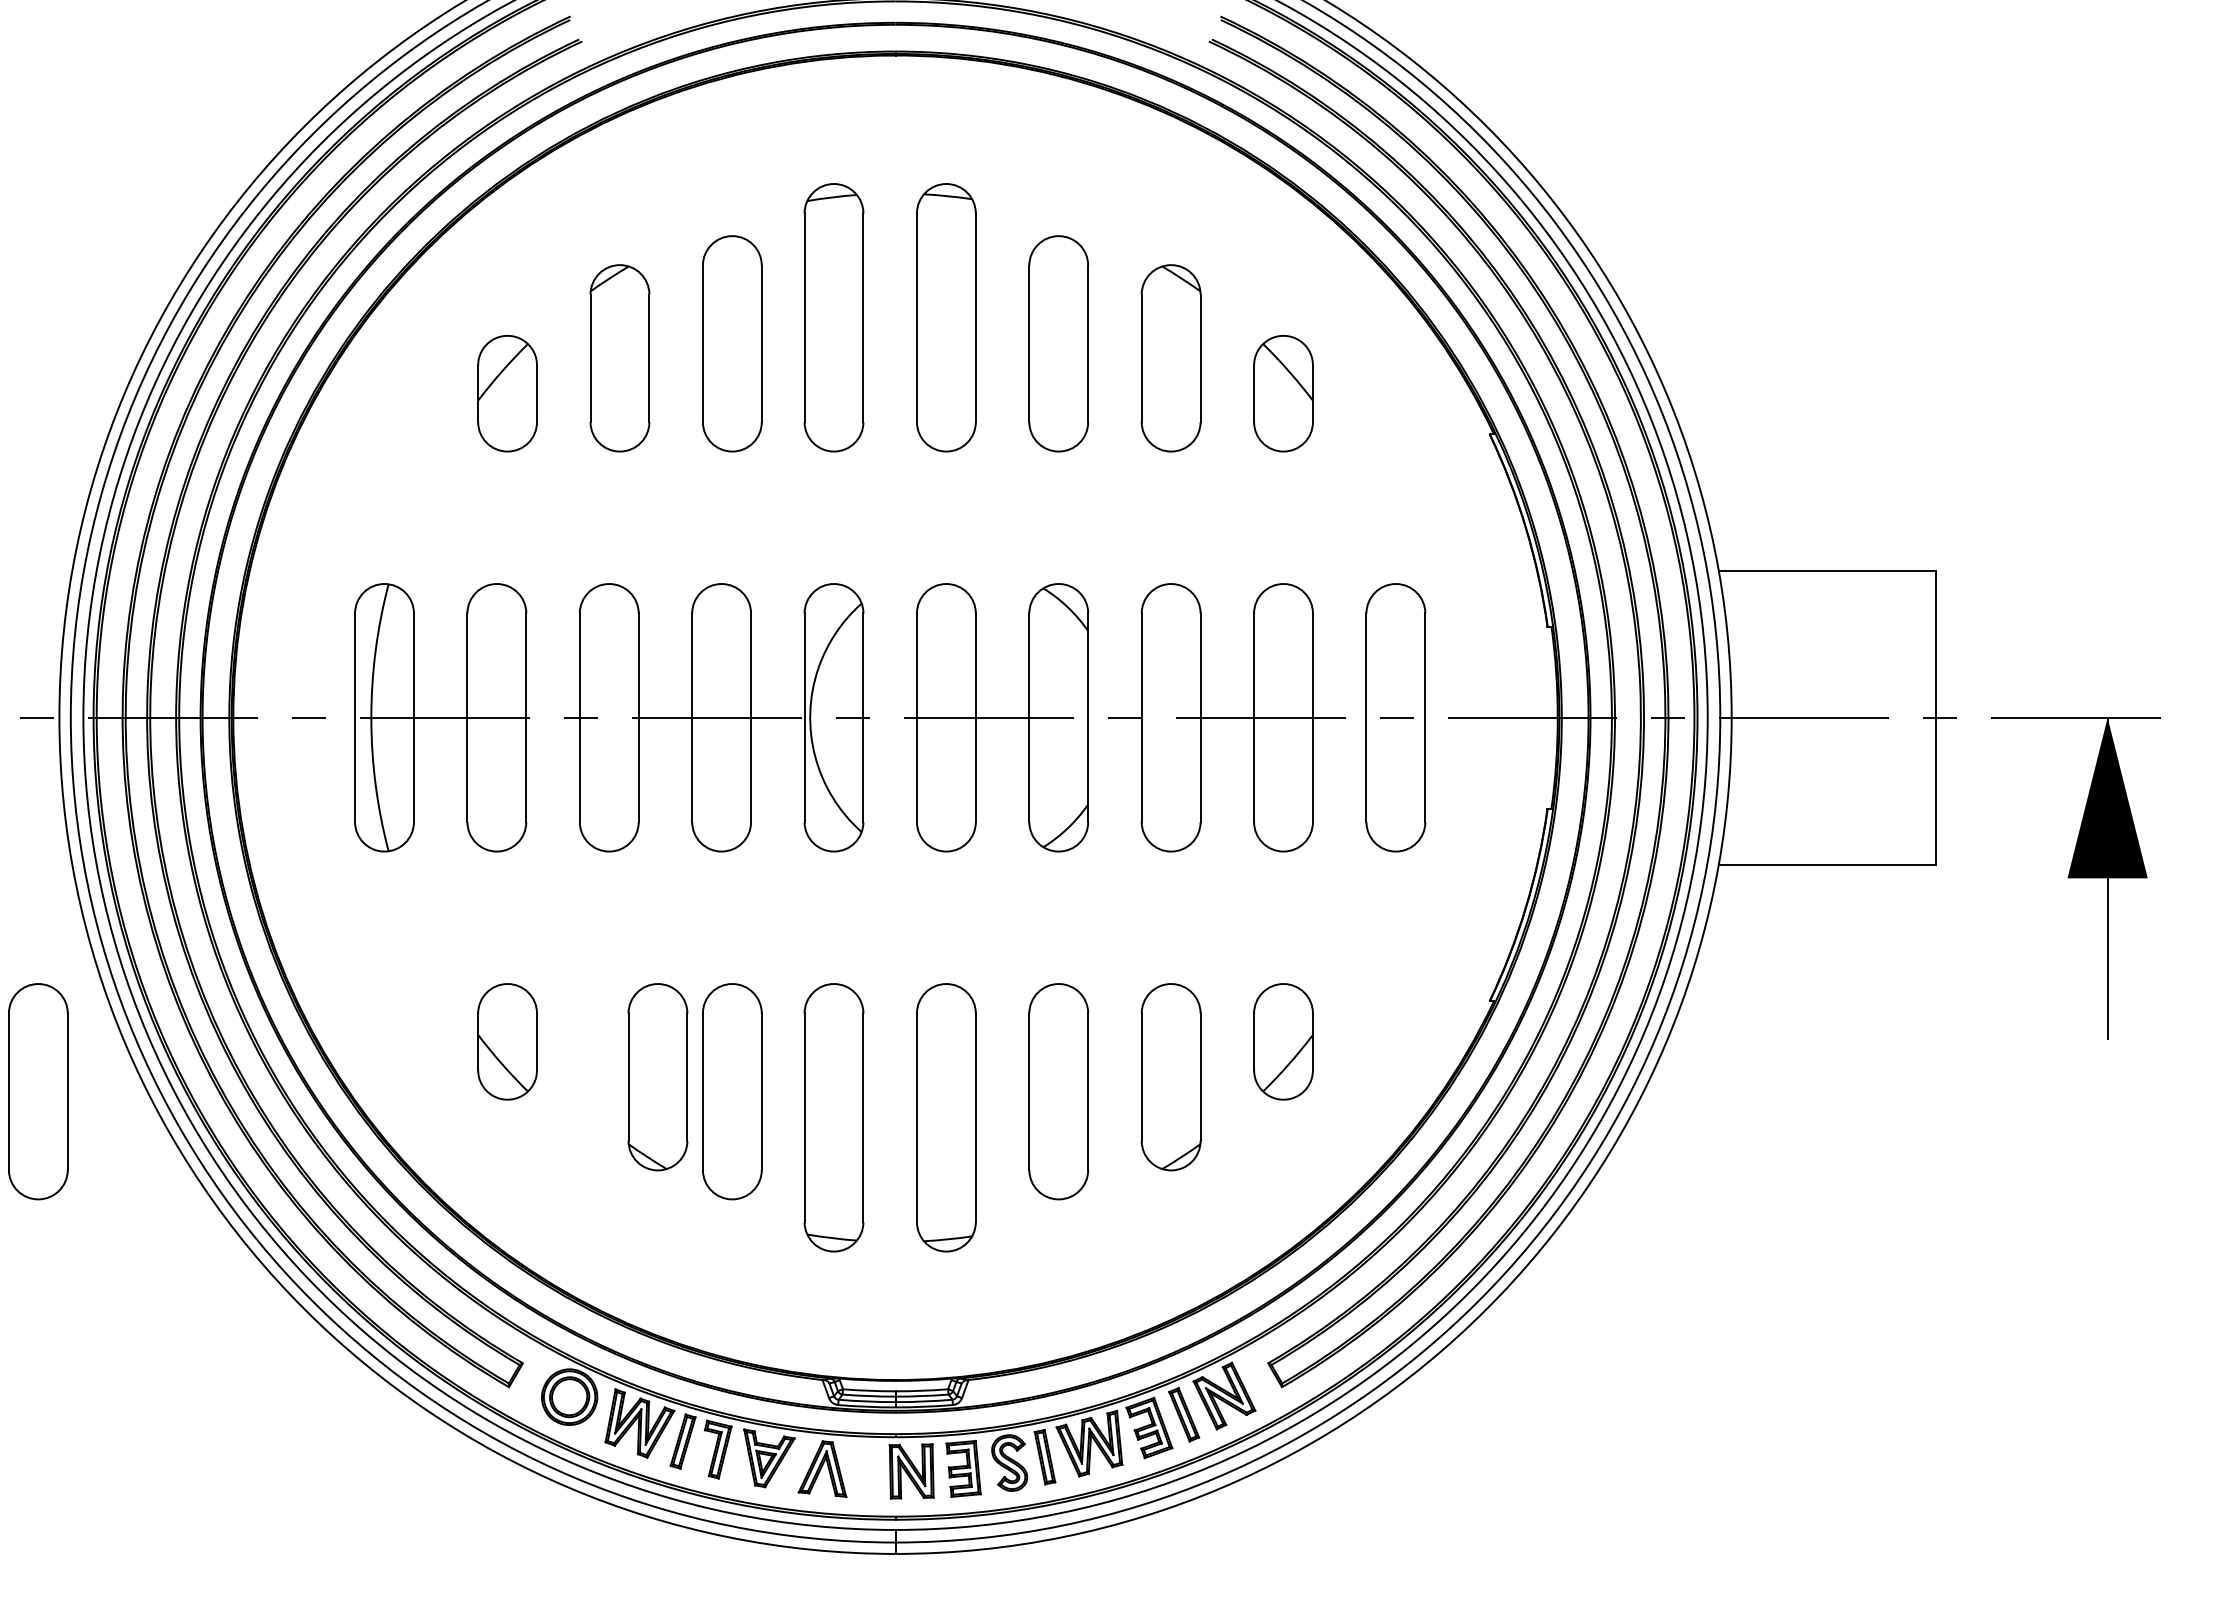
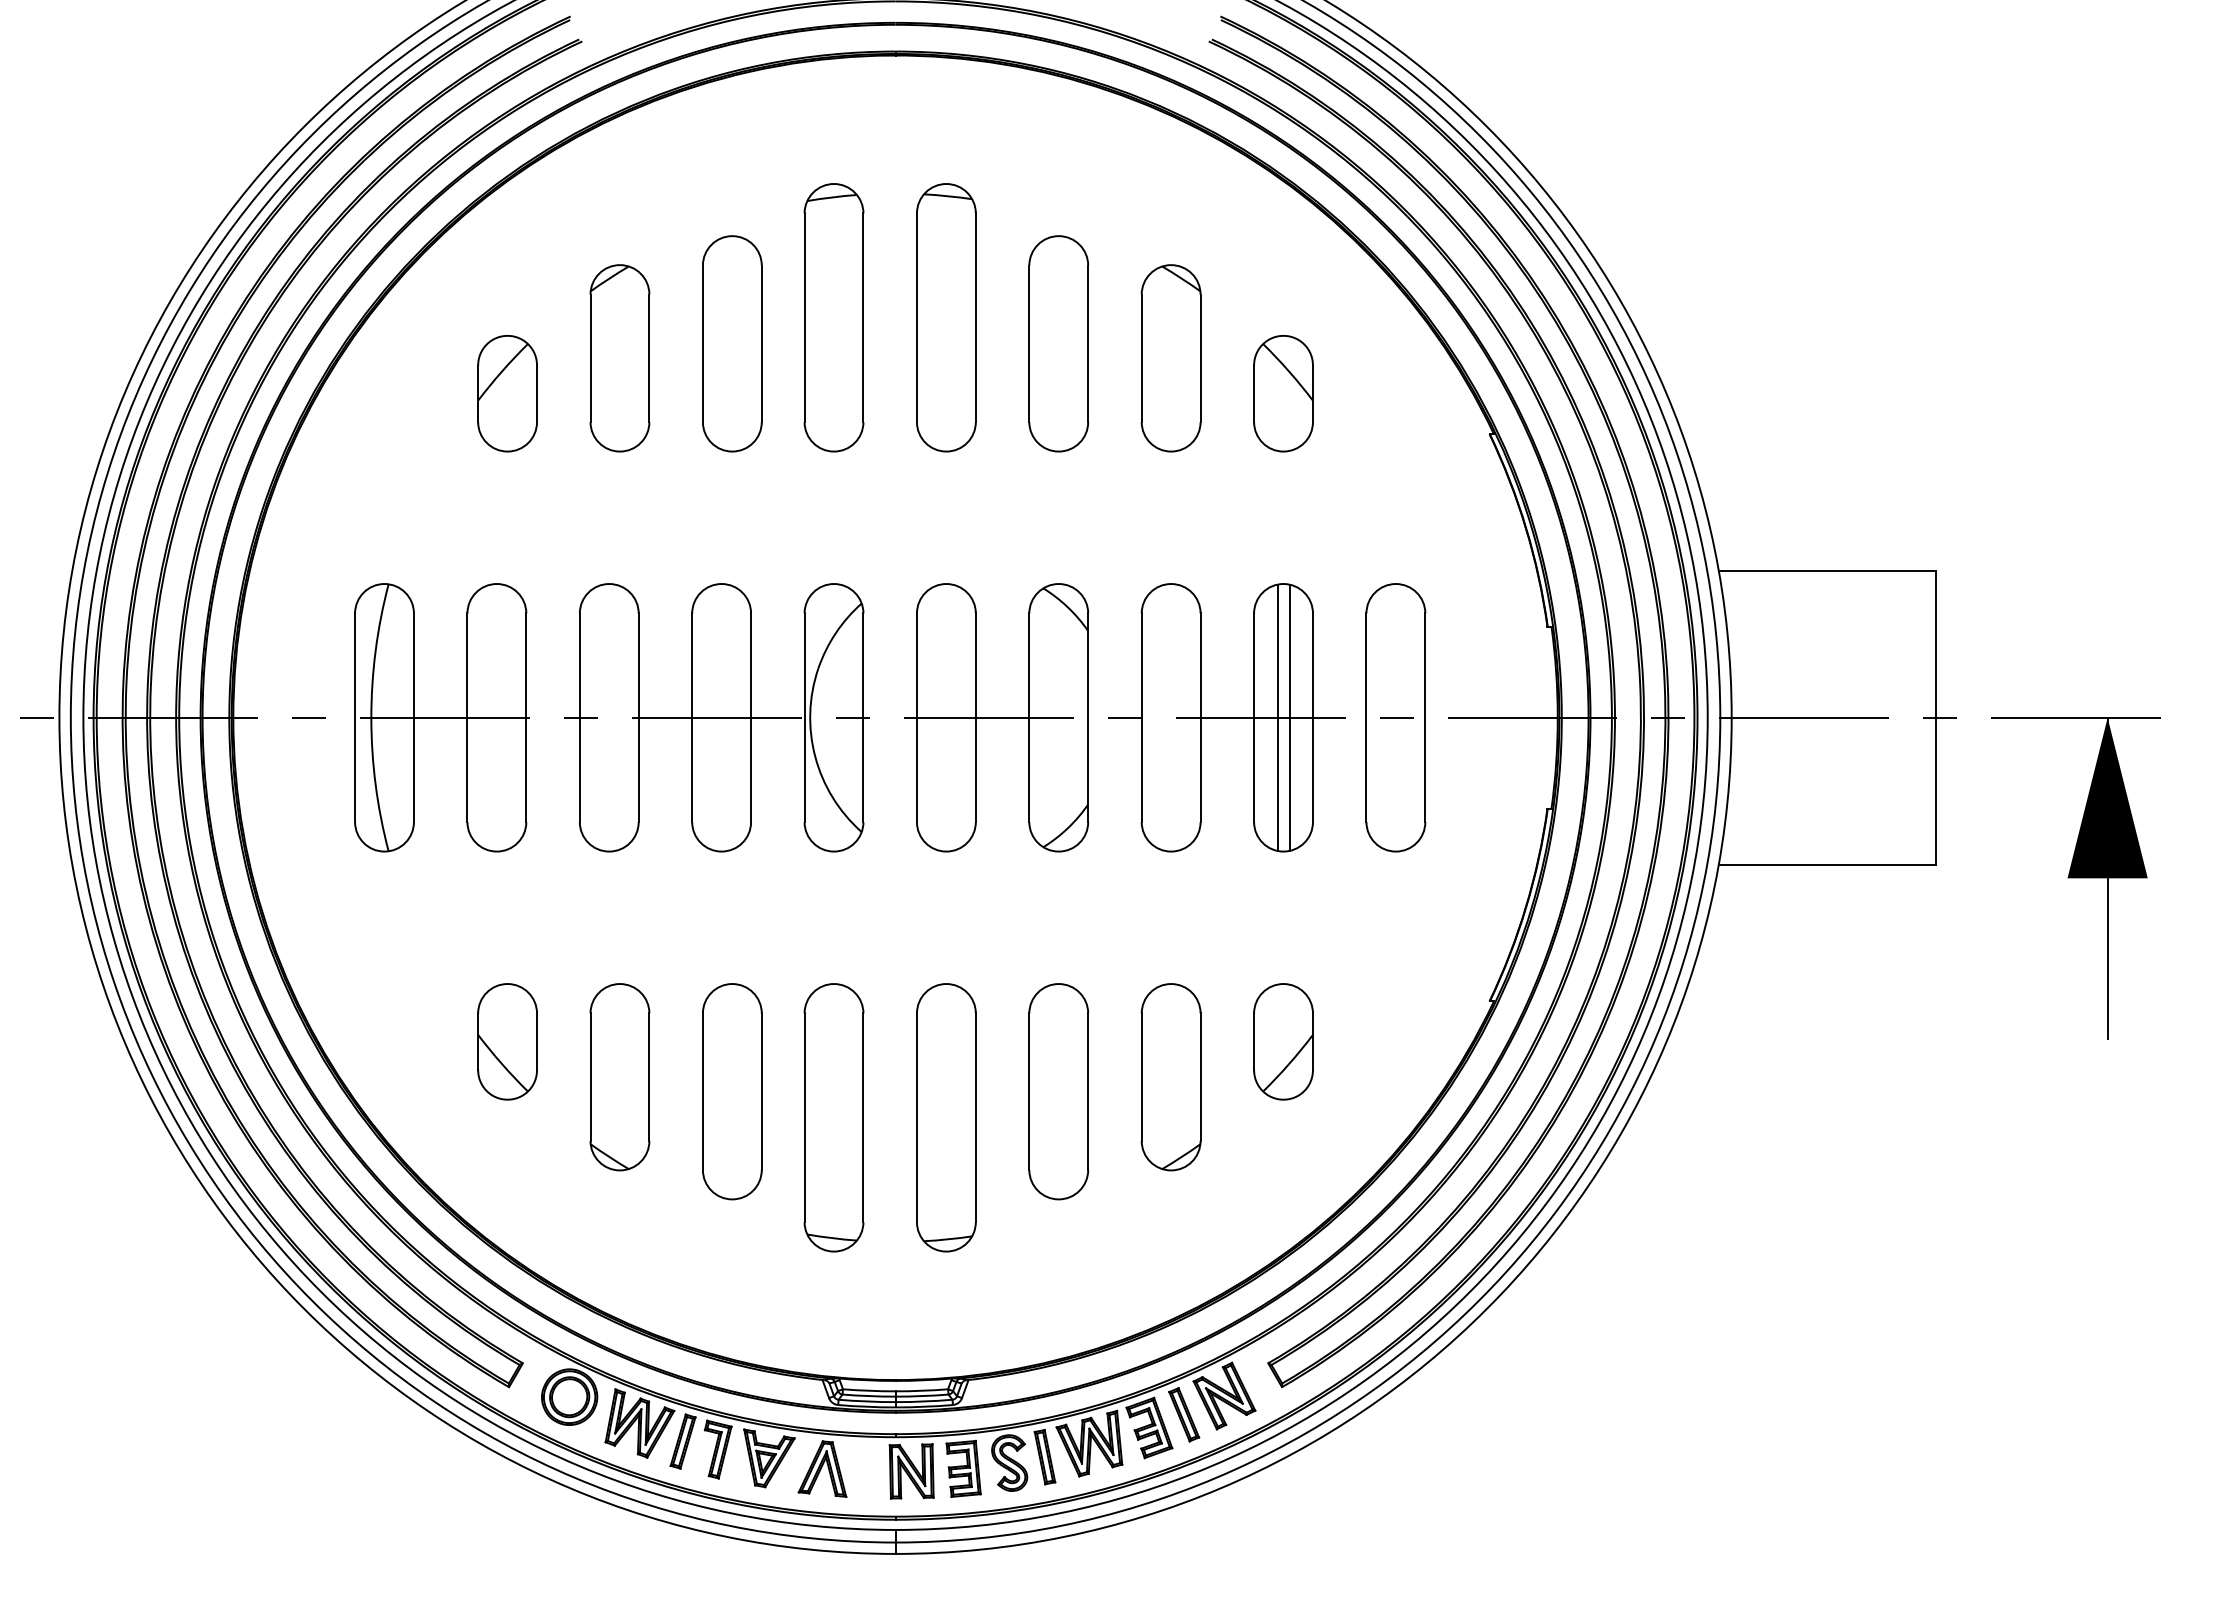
line: none -> present (1277, 717)
line: none -> present (1289, 717)
part position: (657, 1077) -> (619, 1077) (619, 1077)
part: present -> none (38, 1091)
